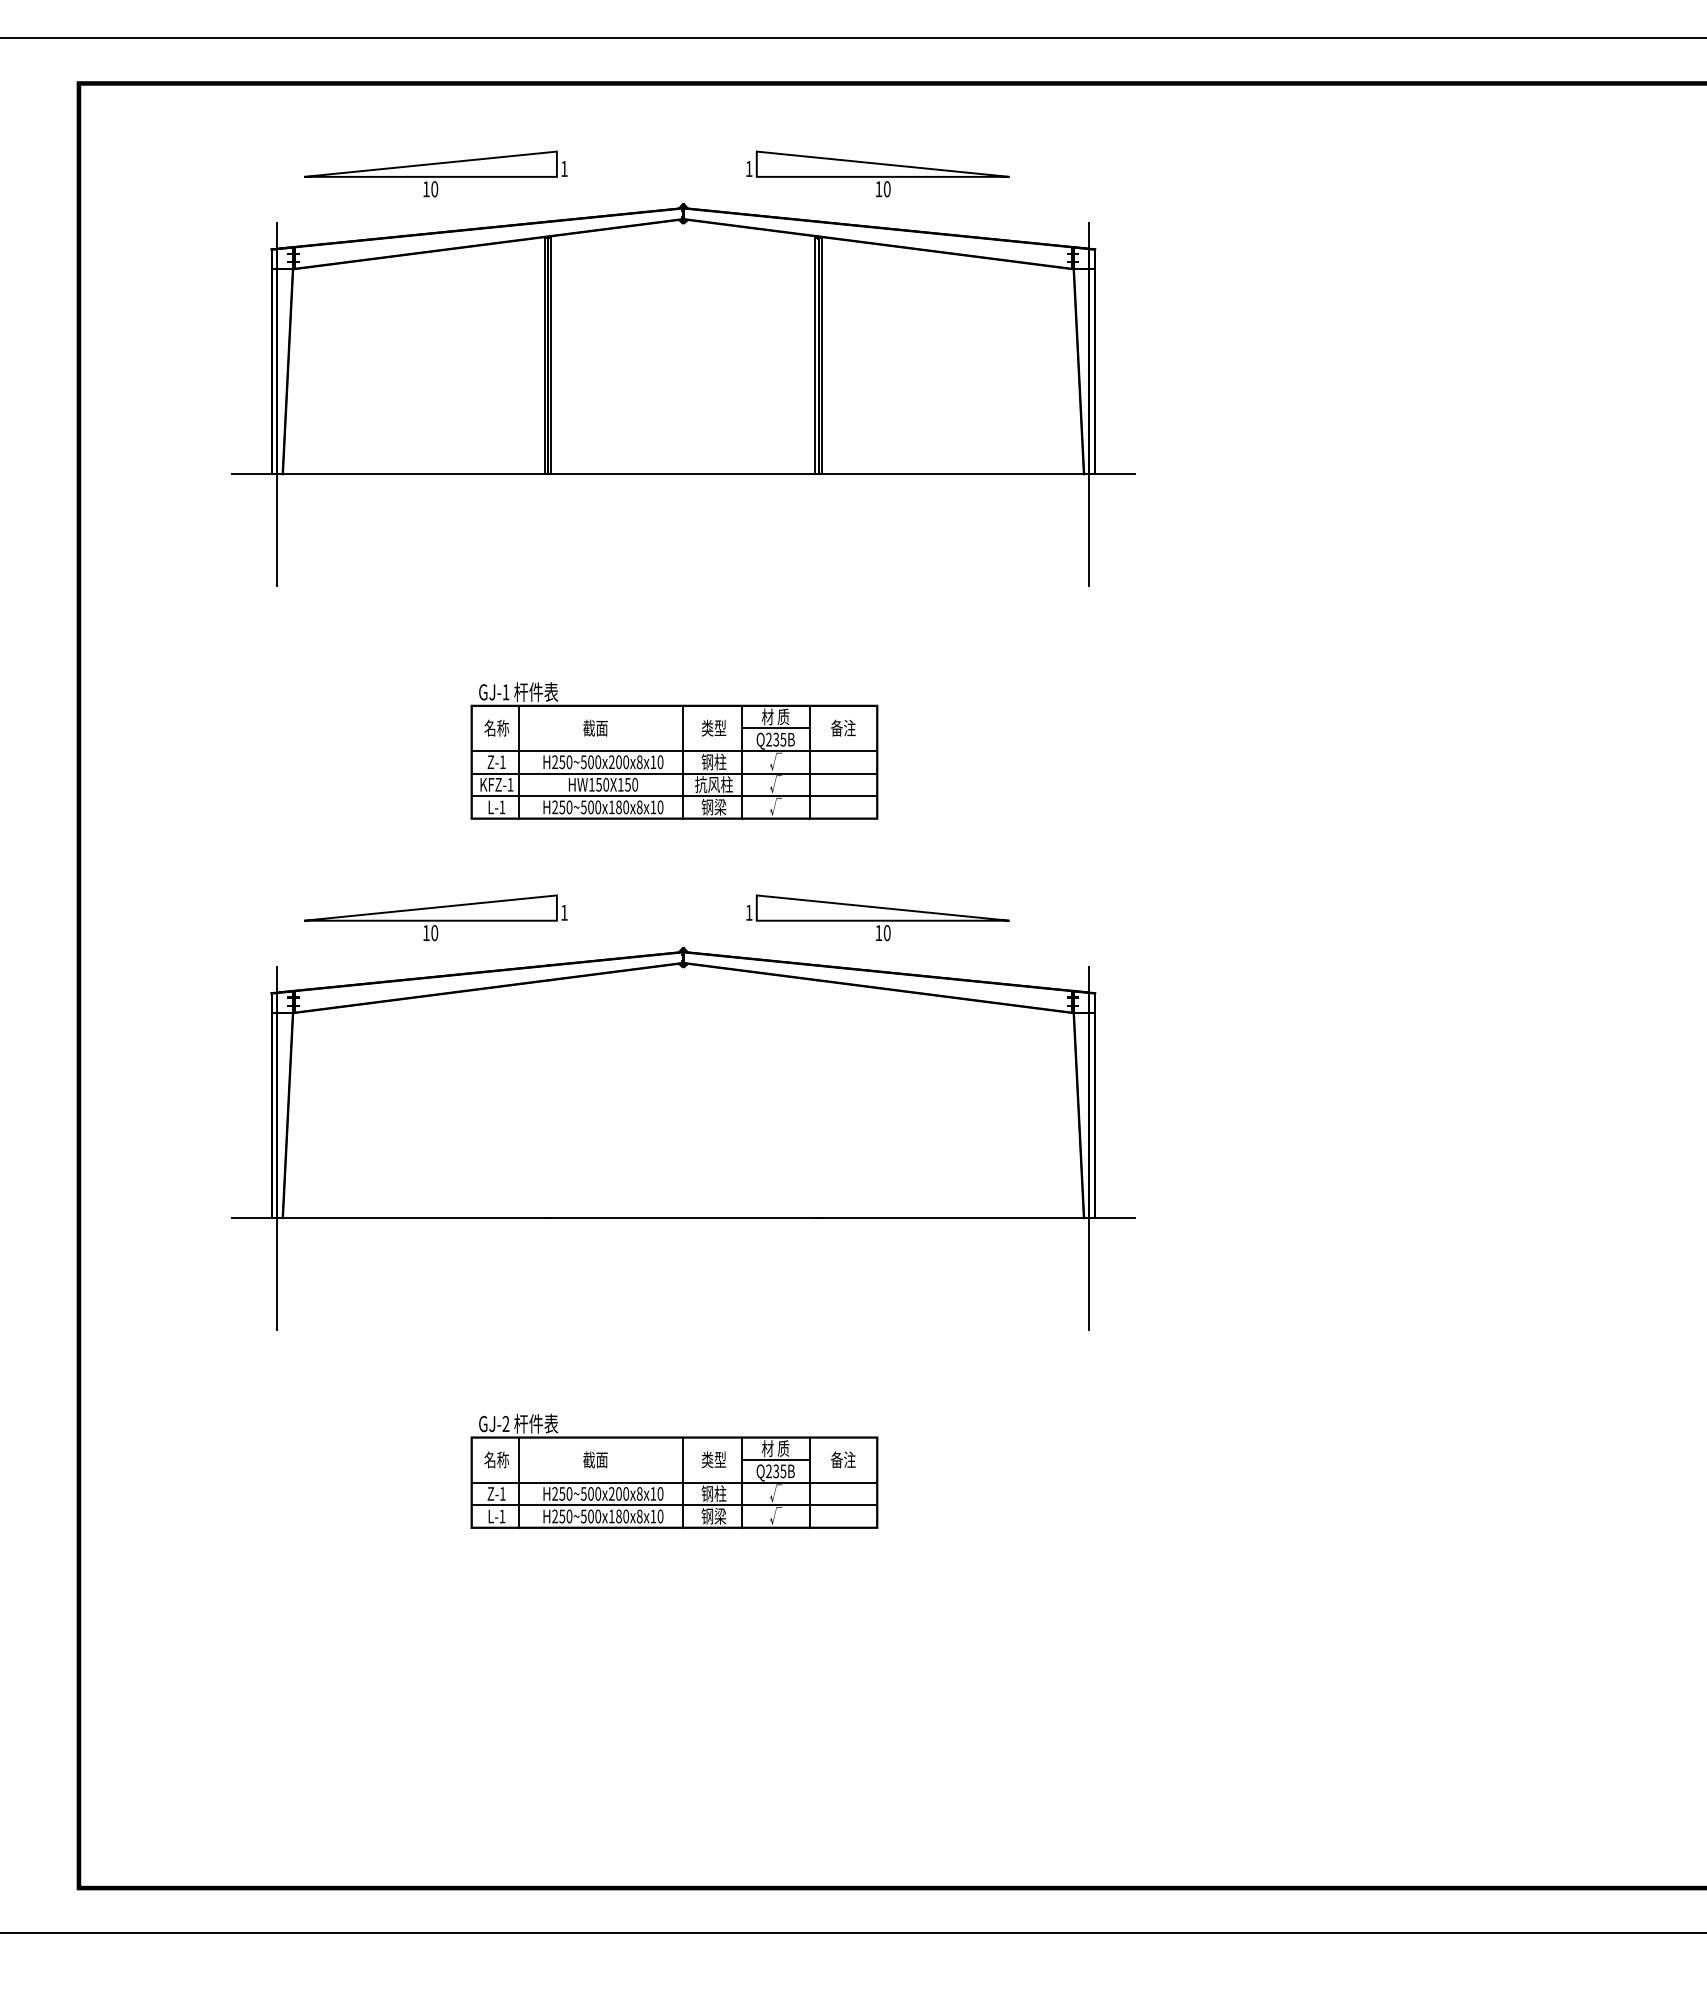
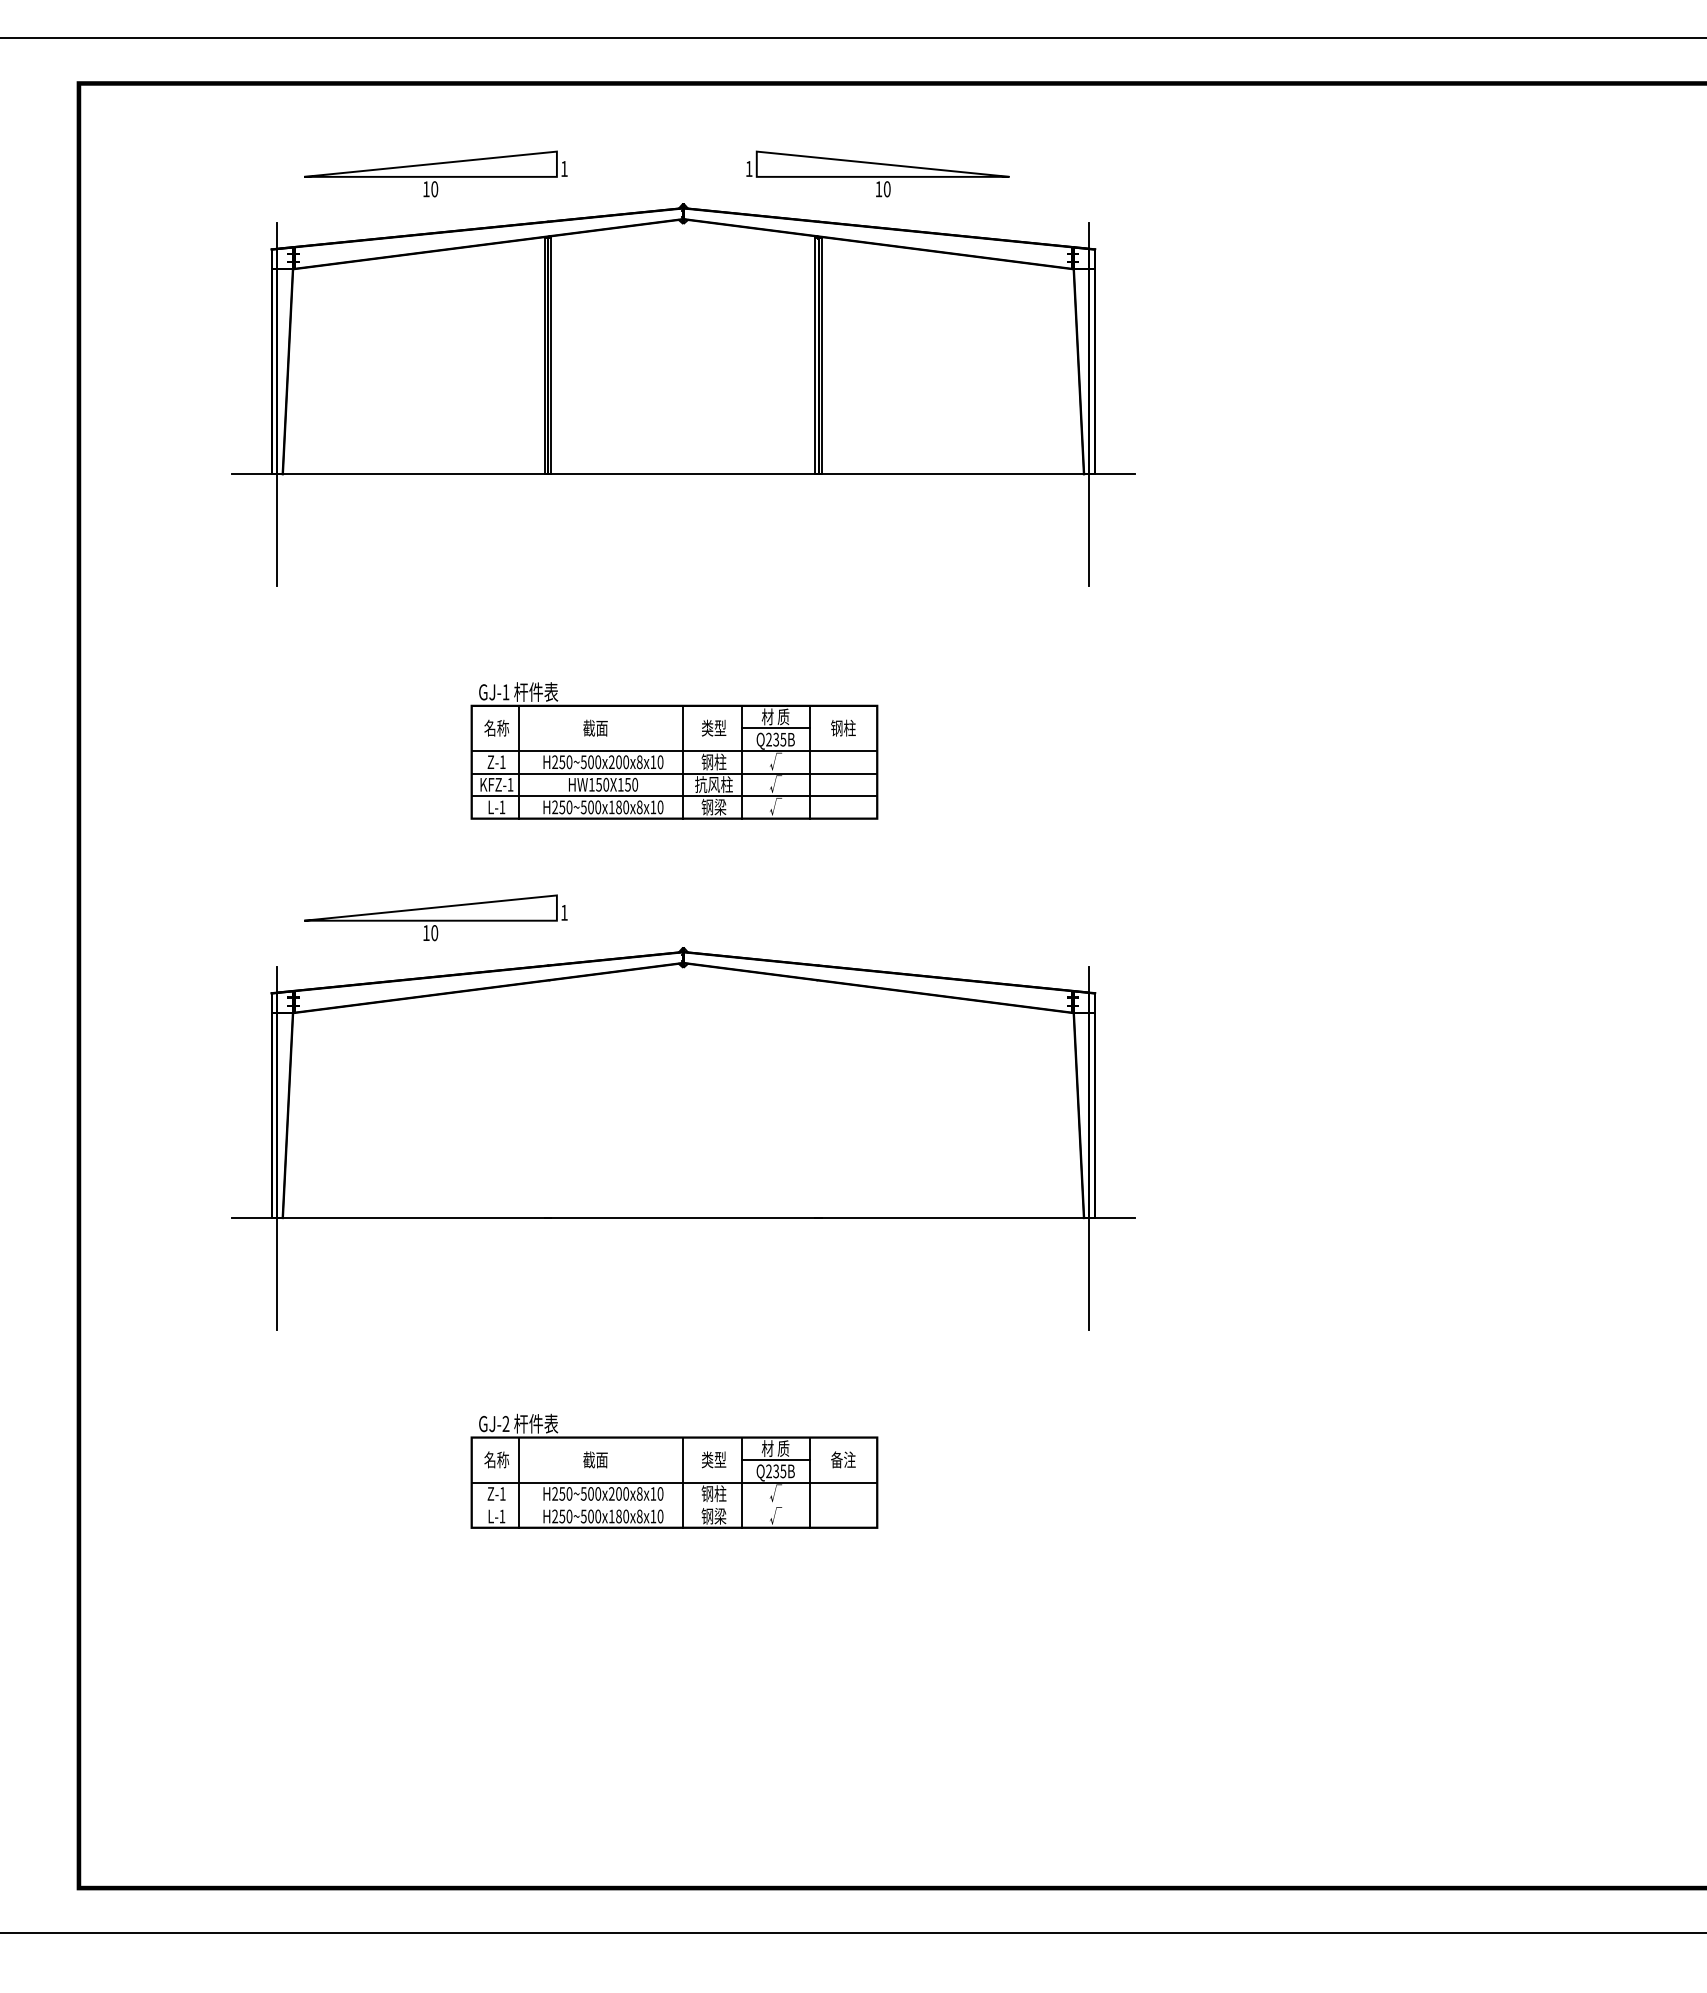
text: 备注 -> 钢柱 (843, 727)
part: present -> none (877, 917)
line: present -> none (674, 1505)
